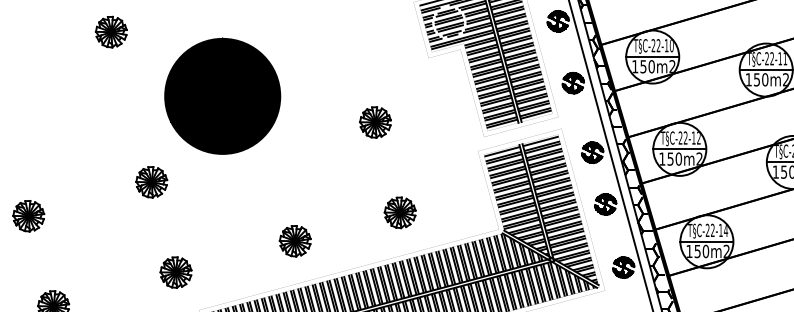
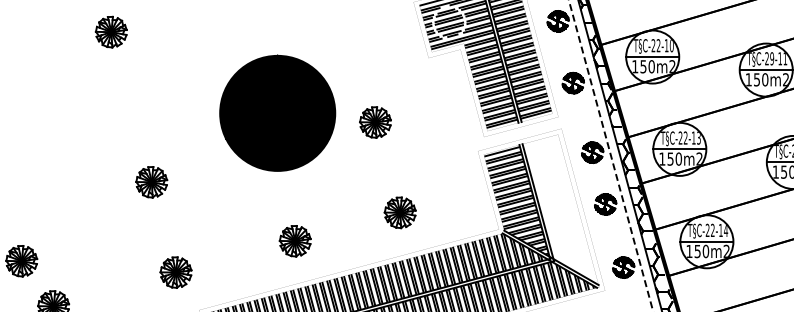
text: T§C-22-11 -> T§C-29-11 (772, 58)
part position: (222, 95) -> (277, 112) (277, 112)
text: T§C-22-12 -> T§C-22-13 (698, 138)
line: solid -> dashed (611, 156)
hatch: present -> none (560, 209)
part position: (28, 216) -> (21, 261) (21, 261)
